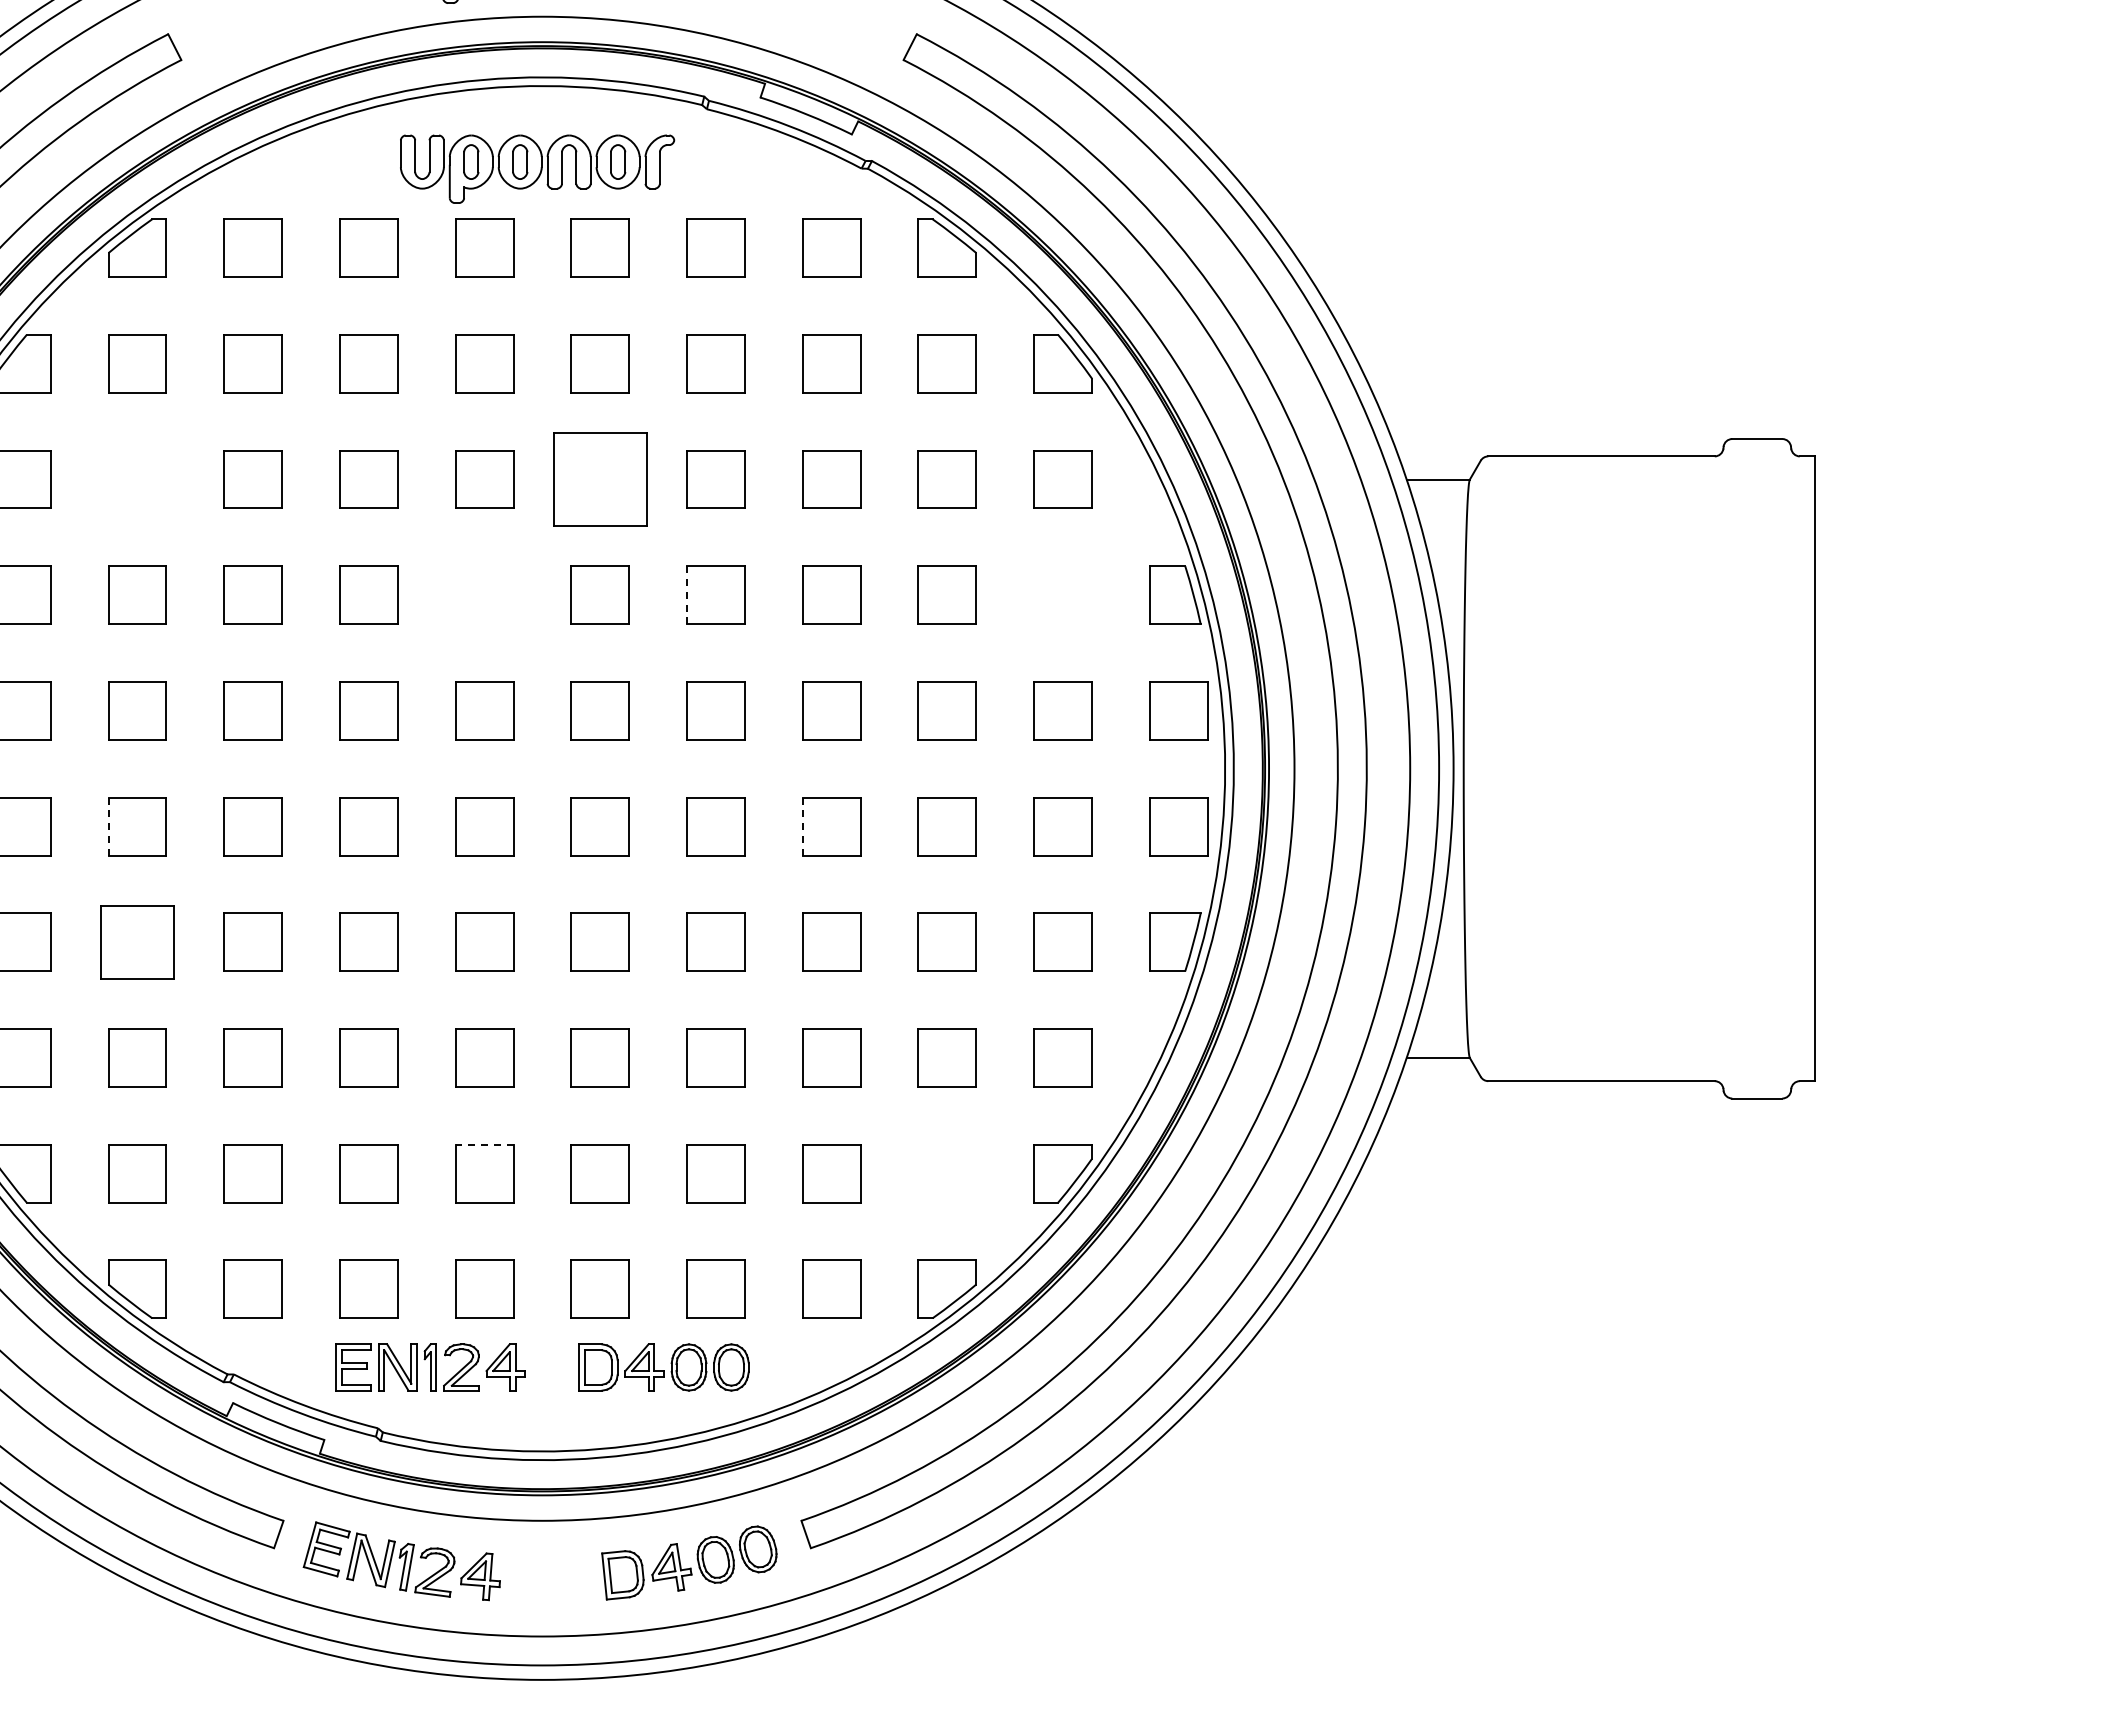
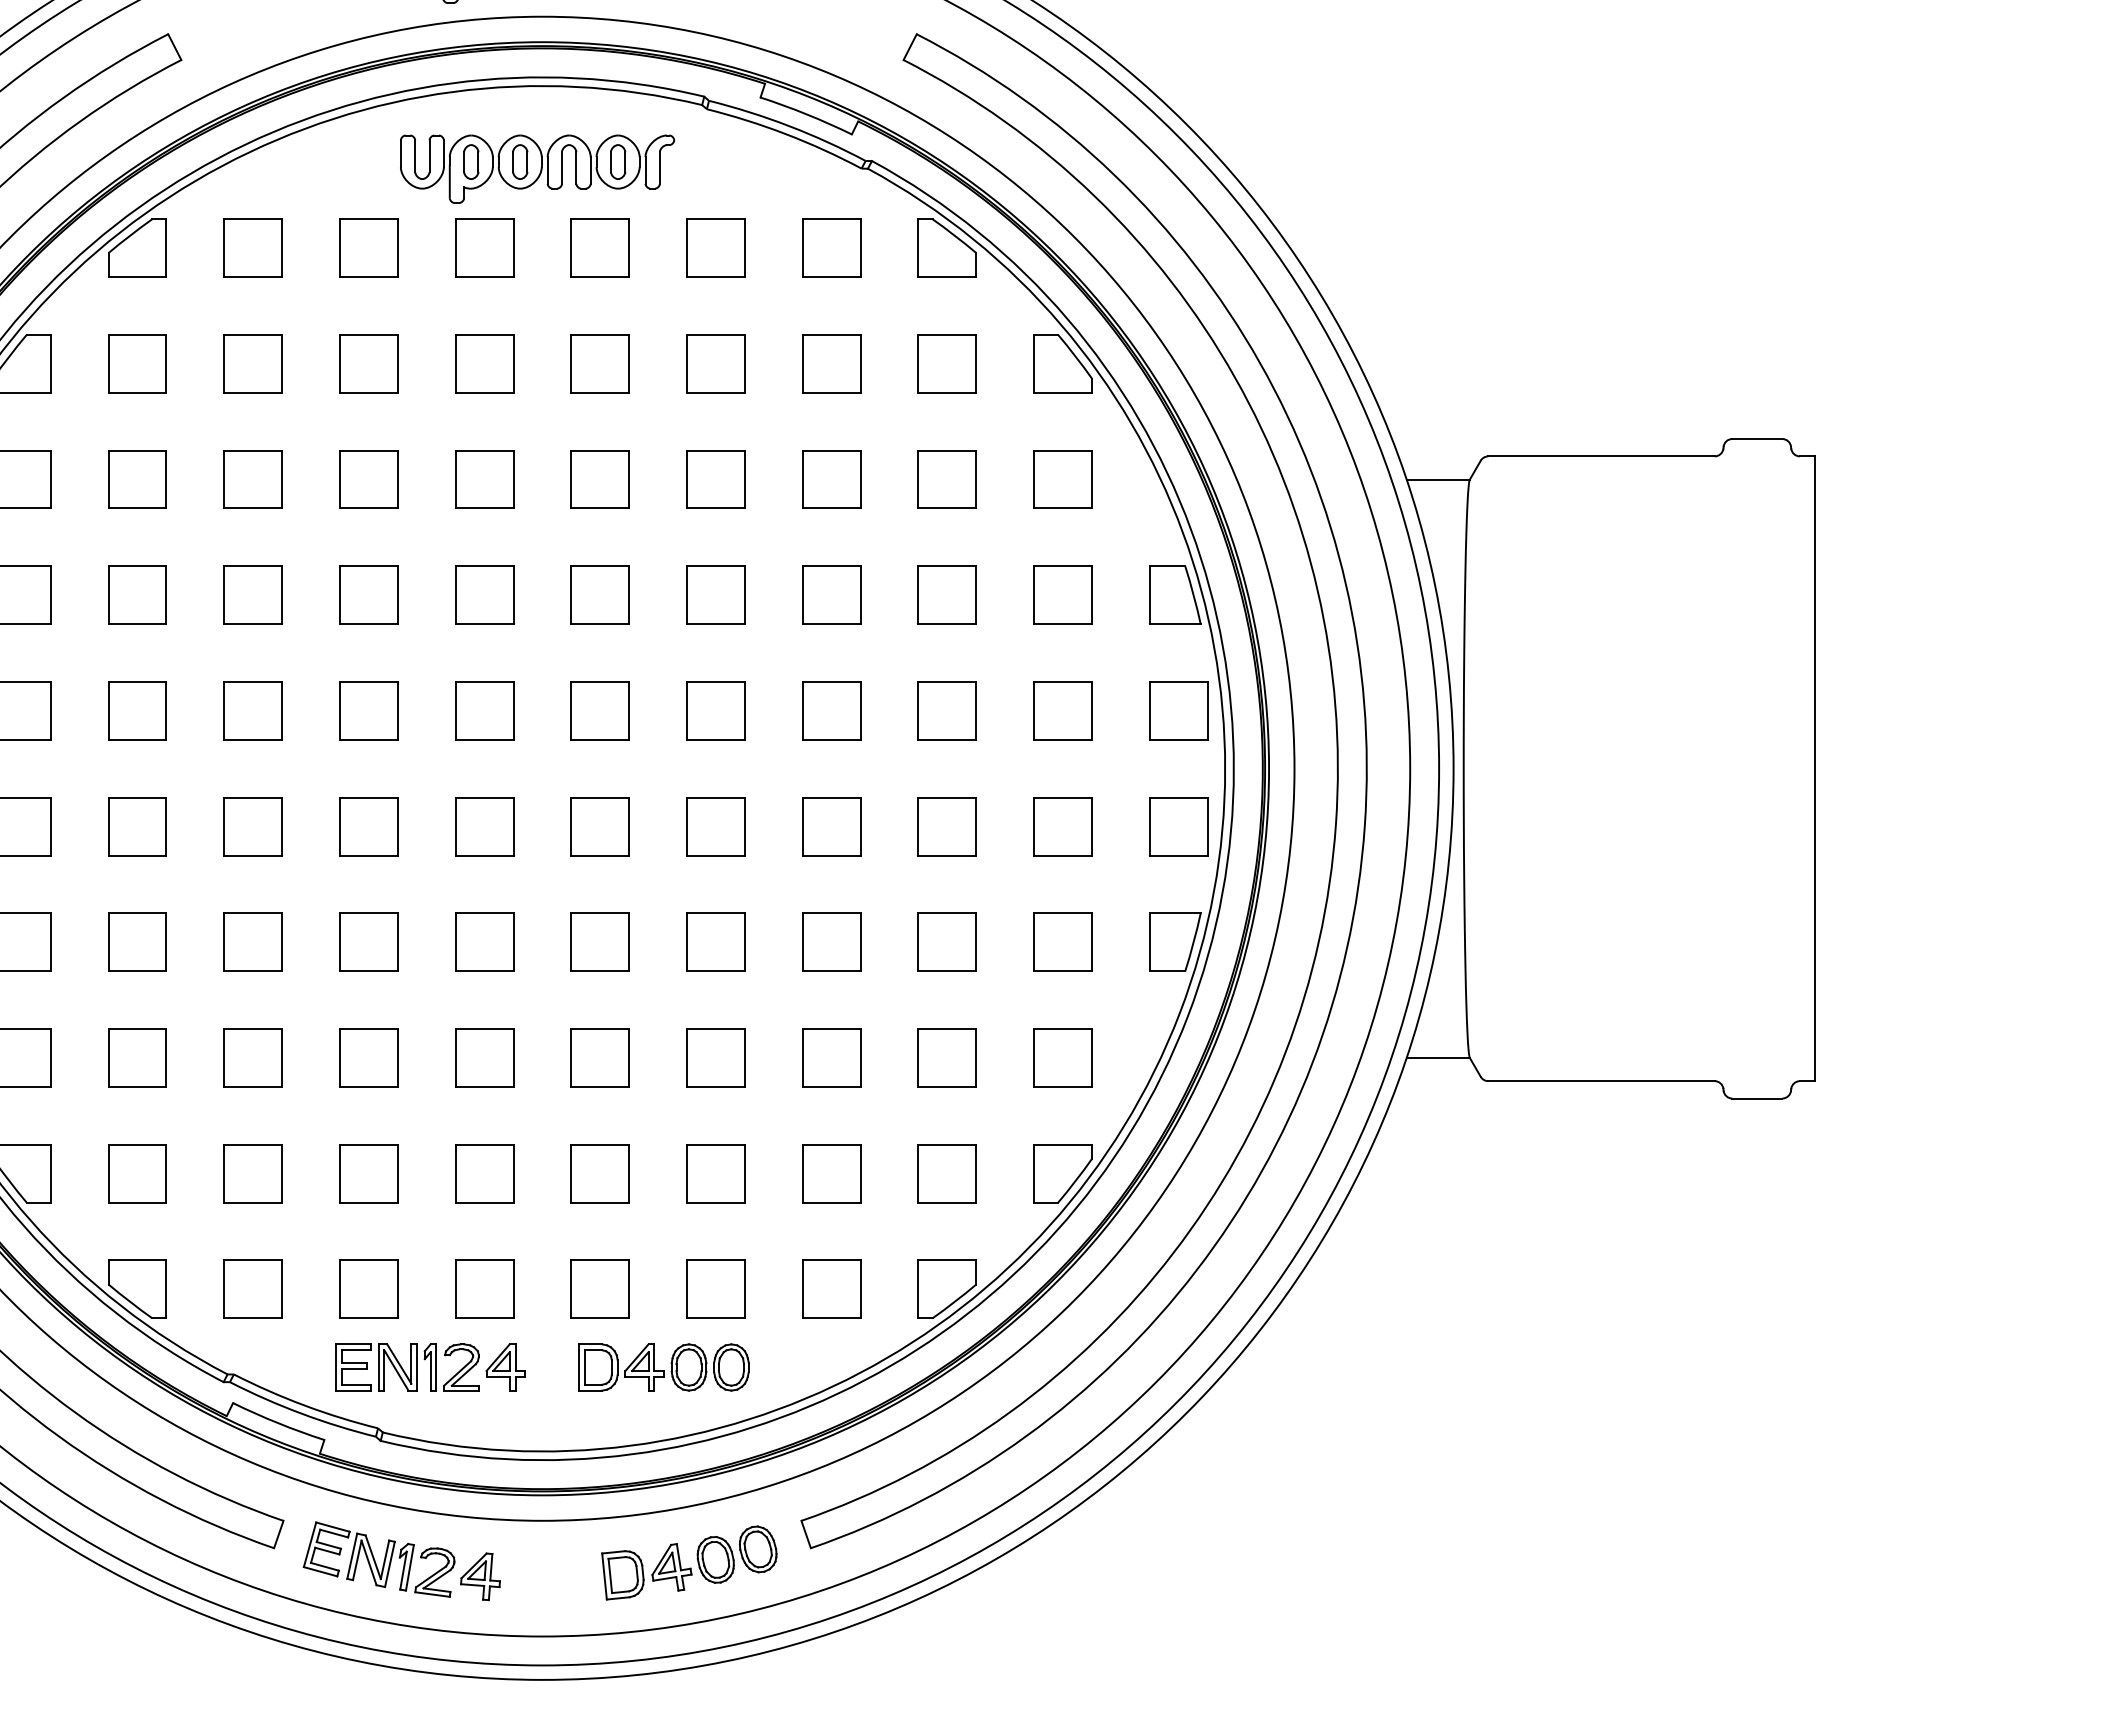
part: none -> present (137, 479)
part size: 95x95 px -> 60x59 px (599, 479)
part: none -> present (484, 594)
part: none -> present (1062, 594)
line: dashed -> solid (687, 595)
line: dashed -> solid (108, 826)
line: dashed -> solid (802, 826)
part size: 75x75 px -> 59x60 px (137, 941)
line: dashed -> solid (484, 1144)
part: none -> present (946, 1173)
